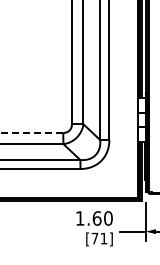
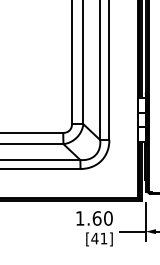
line: dashed -> solid (31, 132)
text: [71] -> [41] (94, 238)
